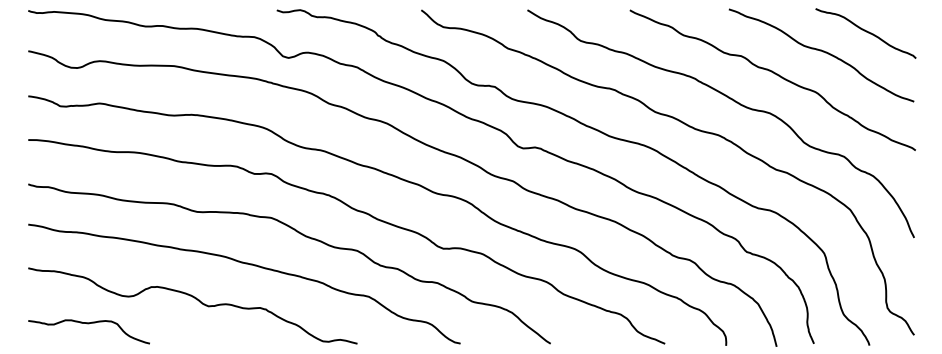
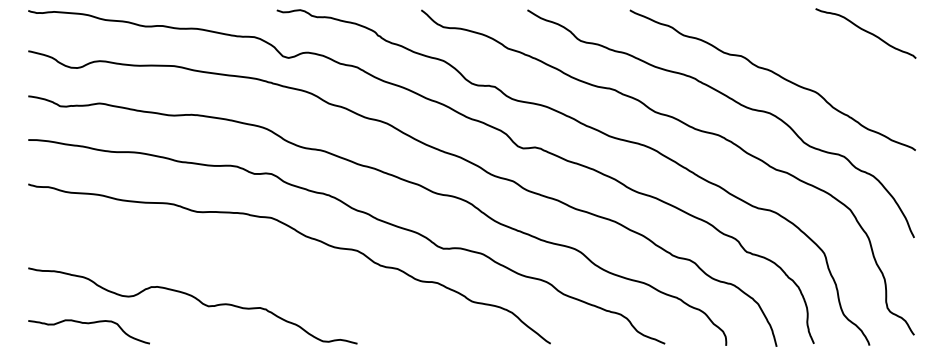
curve: present -> none (823, 52)
curve: present -> none (250, 265)
